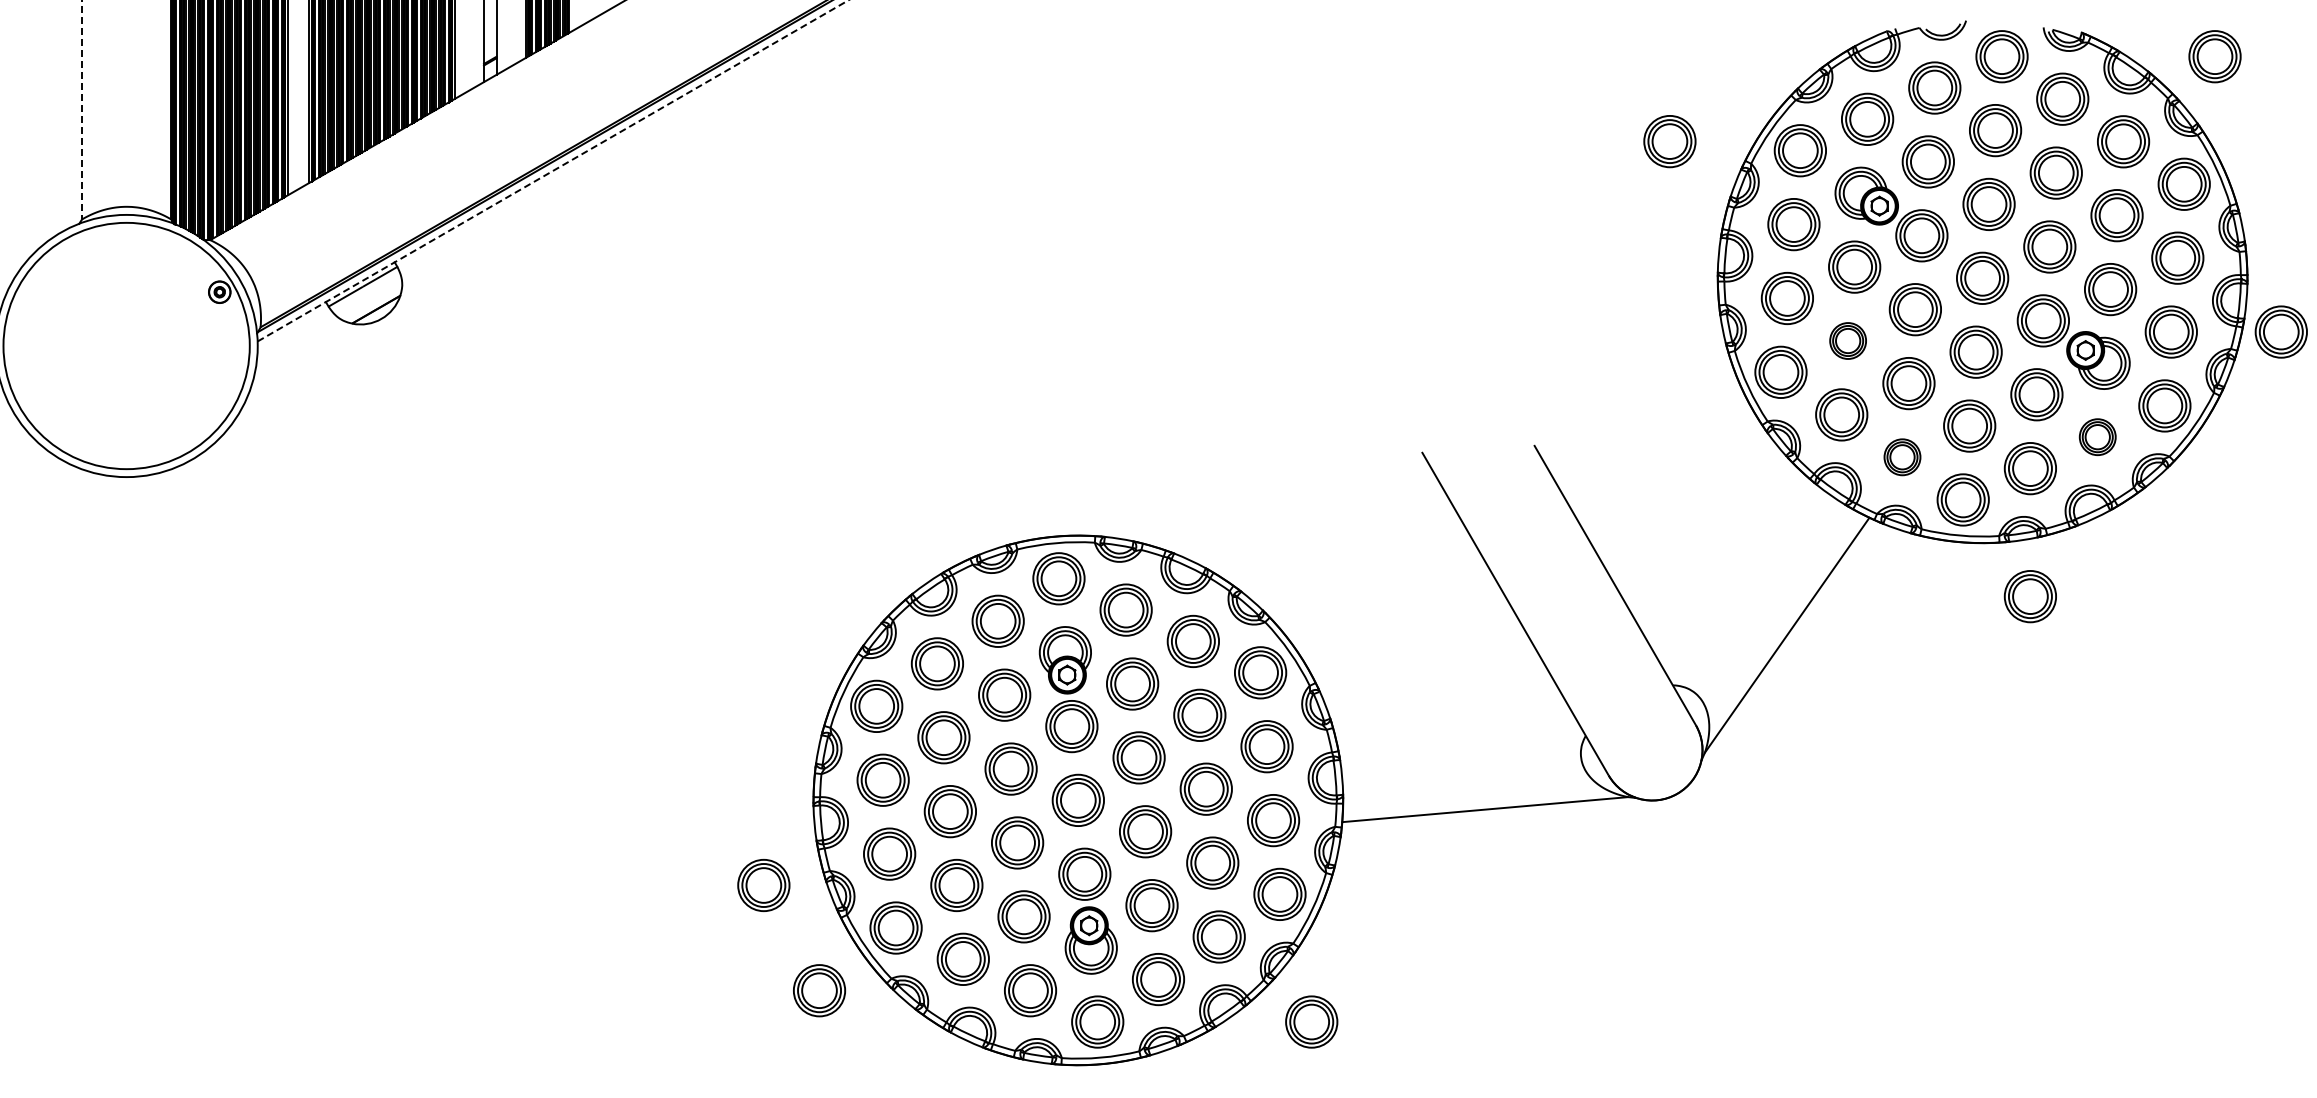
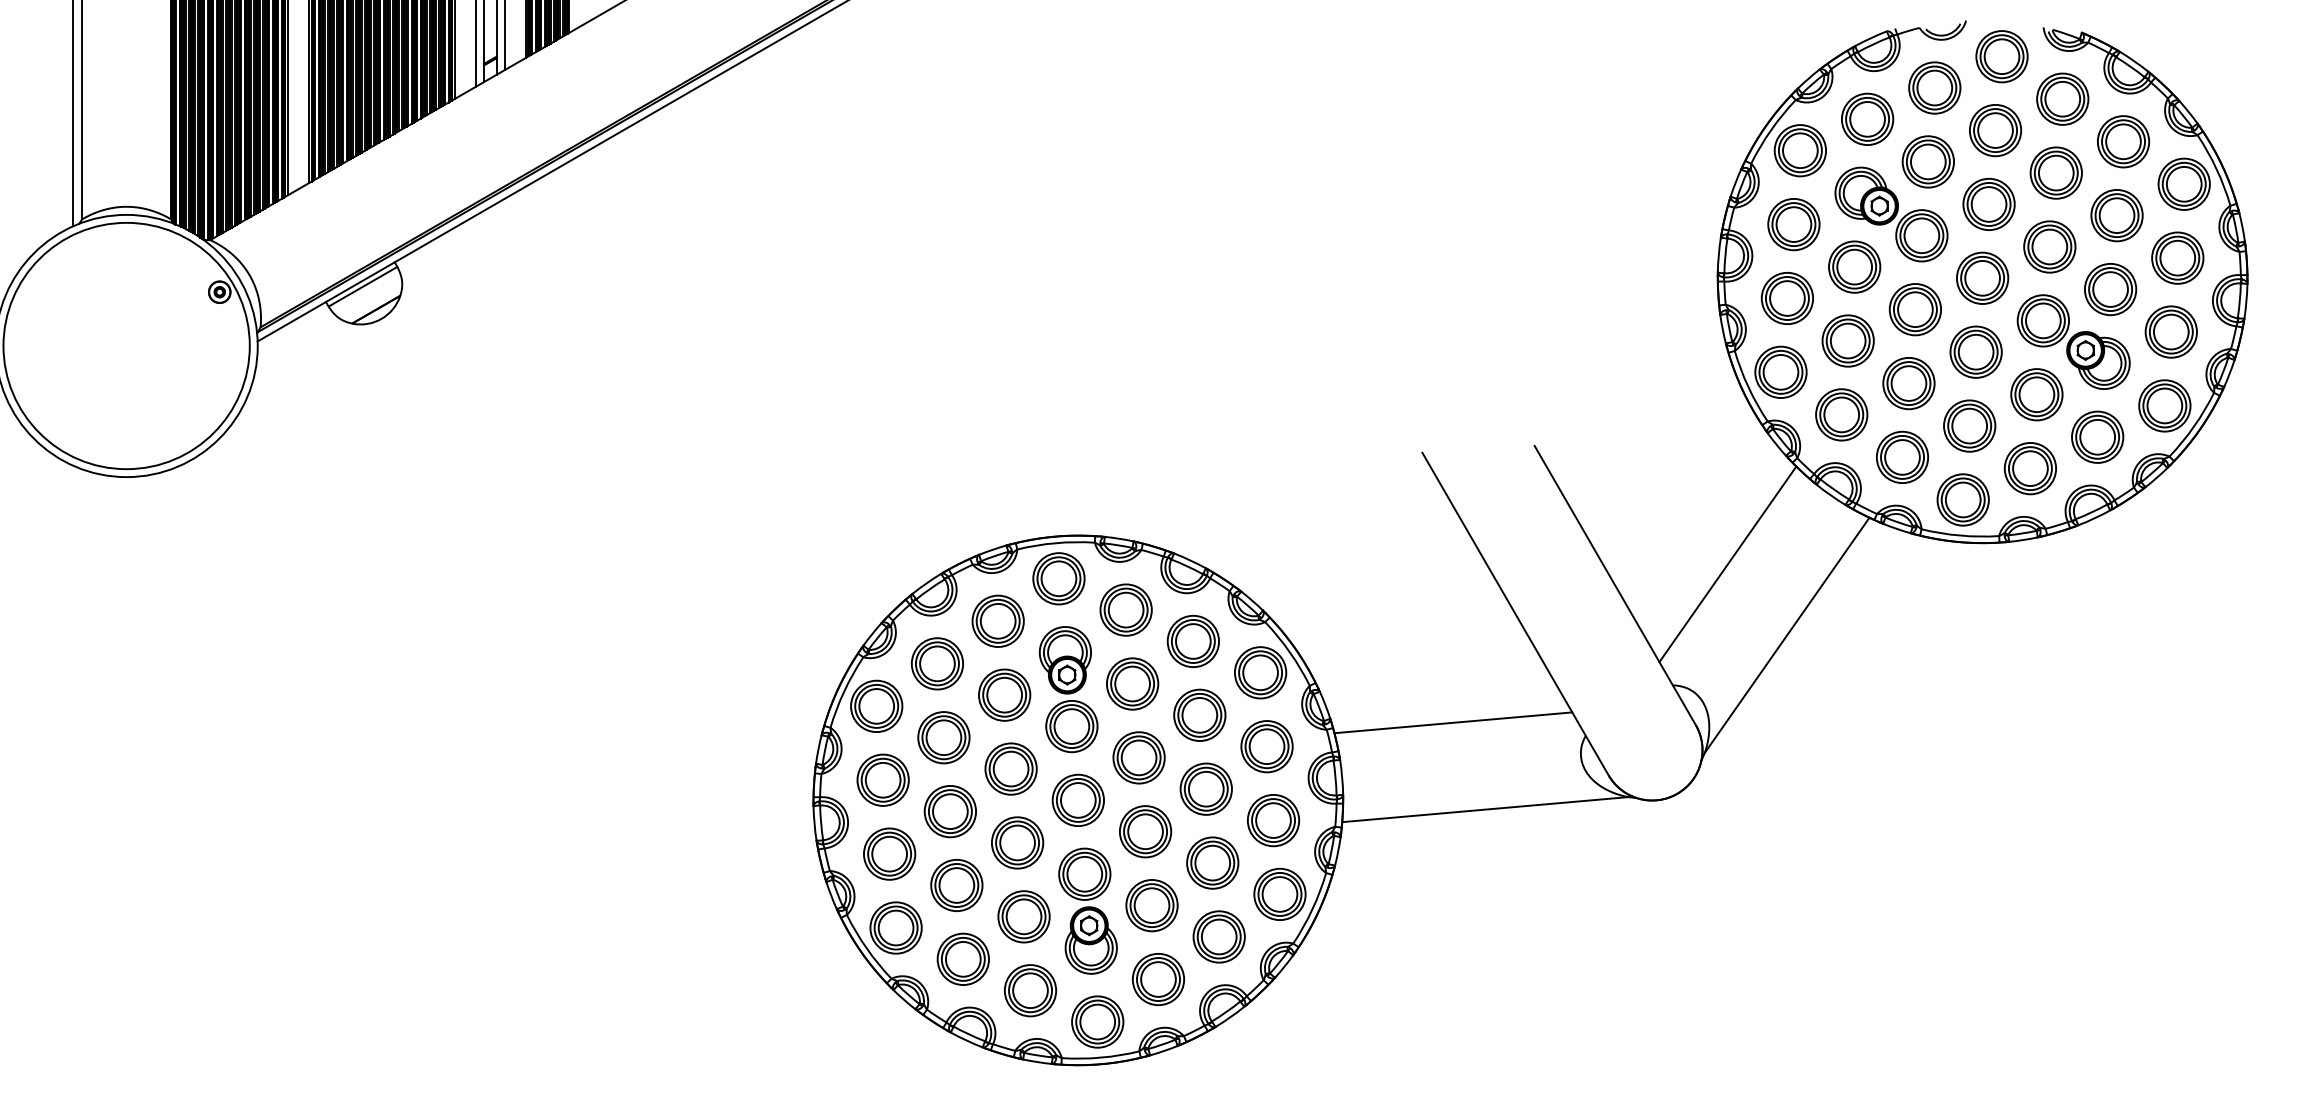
line: none -> present (504, 36)
line: none -> present (476, 44)
part: present -> none (2214, 56)
line: dashed -> solid (82, 110)
line: none -> present (73, 114)
part: present -> none (1669, 141)
line: dashed -> solid (553, 170)
part: present -> none (2280, 331)
part size: 38x38 px -> 54x54 px (1847, 340)
part size: 39x38 px -> 54x54 px (2097, 436)
part size: 39x39 px -> 53x54 px (1902, 456)
line: none -> present (1727, 564)
part: present -> none (2029, 596)
line: none -> present (1453, 722)
part: present -> none (763, 885)
part: present -> none (819, 990)
part: present -> none (1311, 1021)
